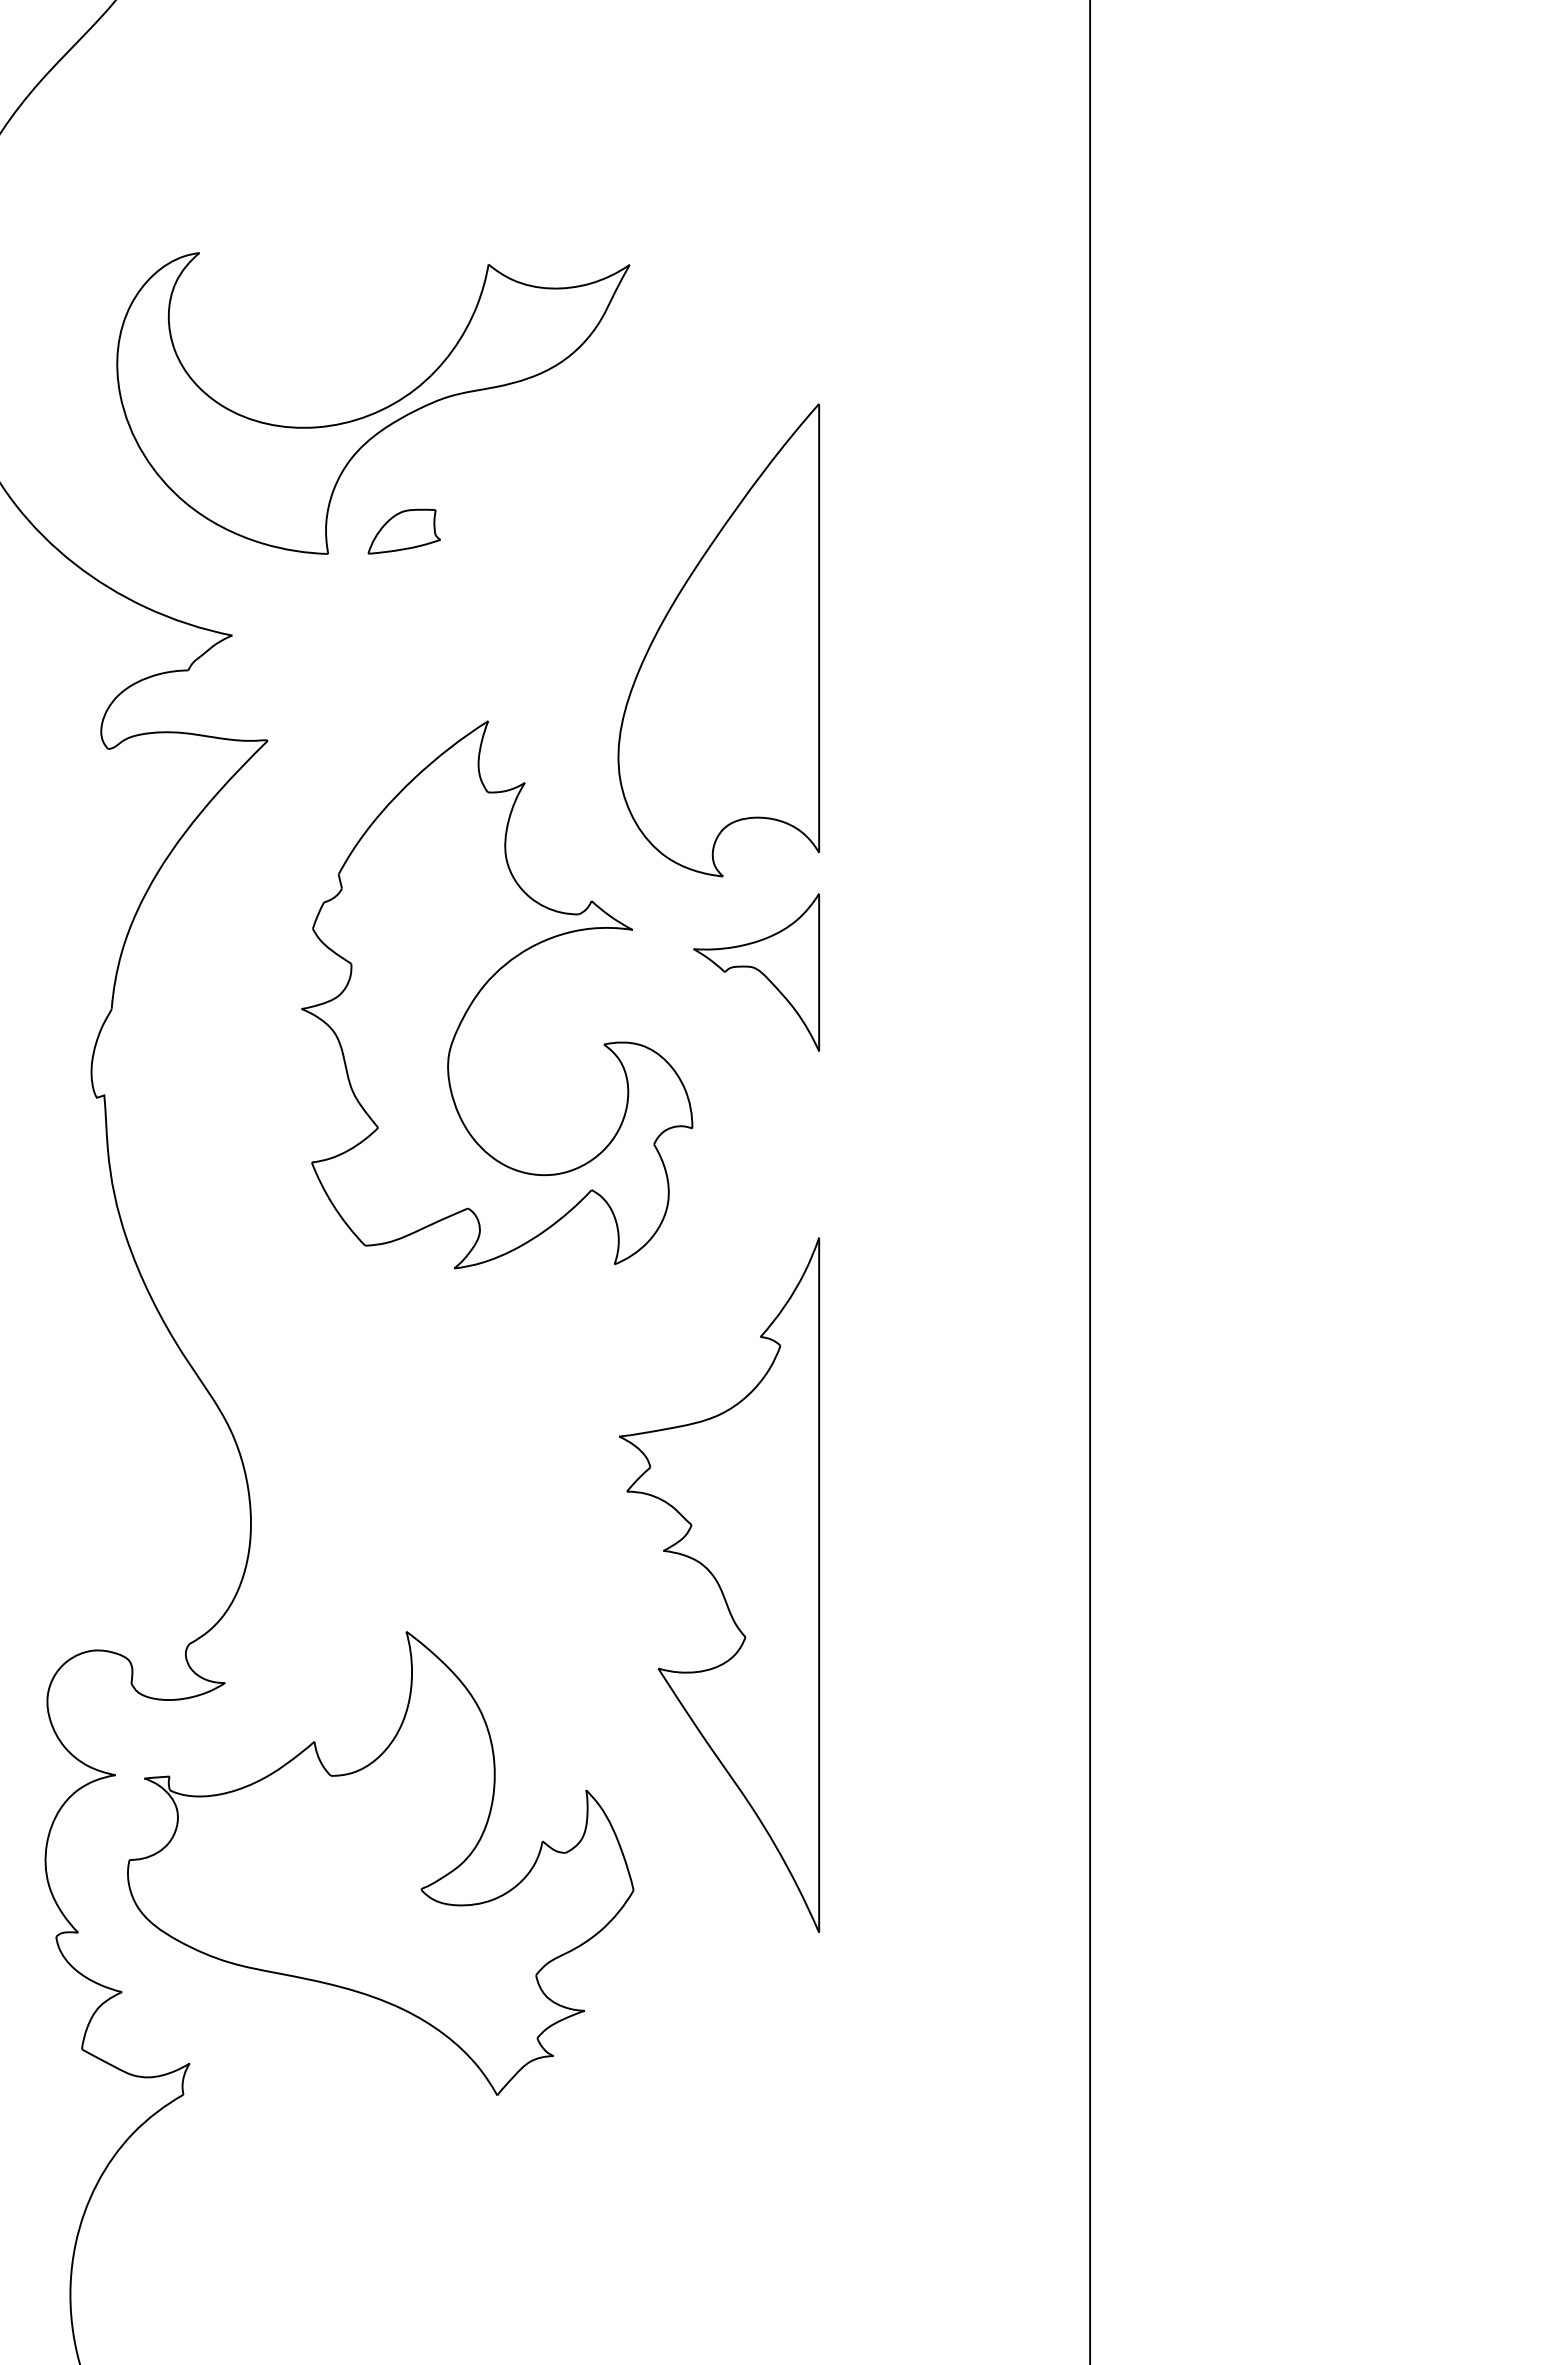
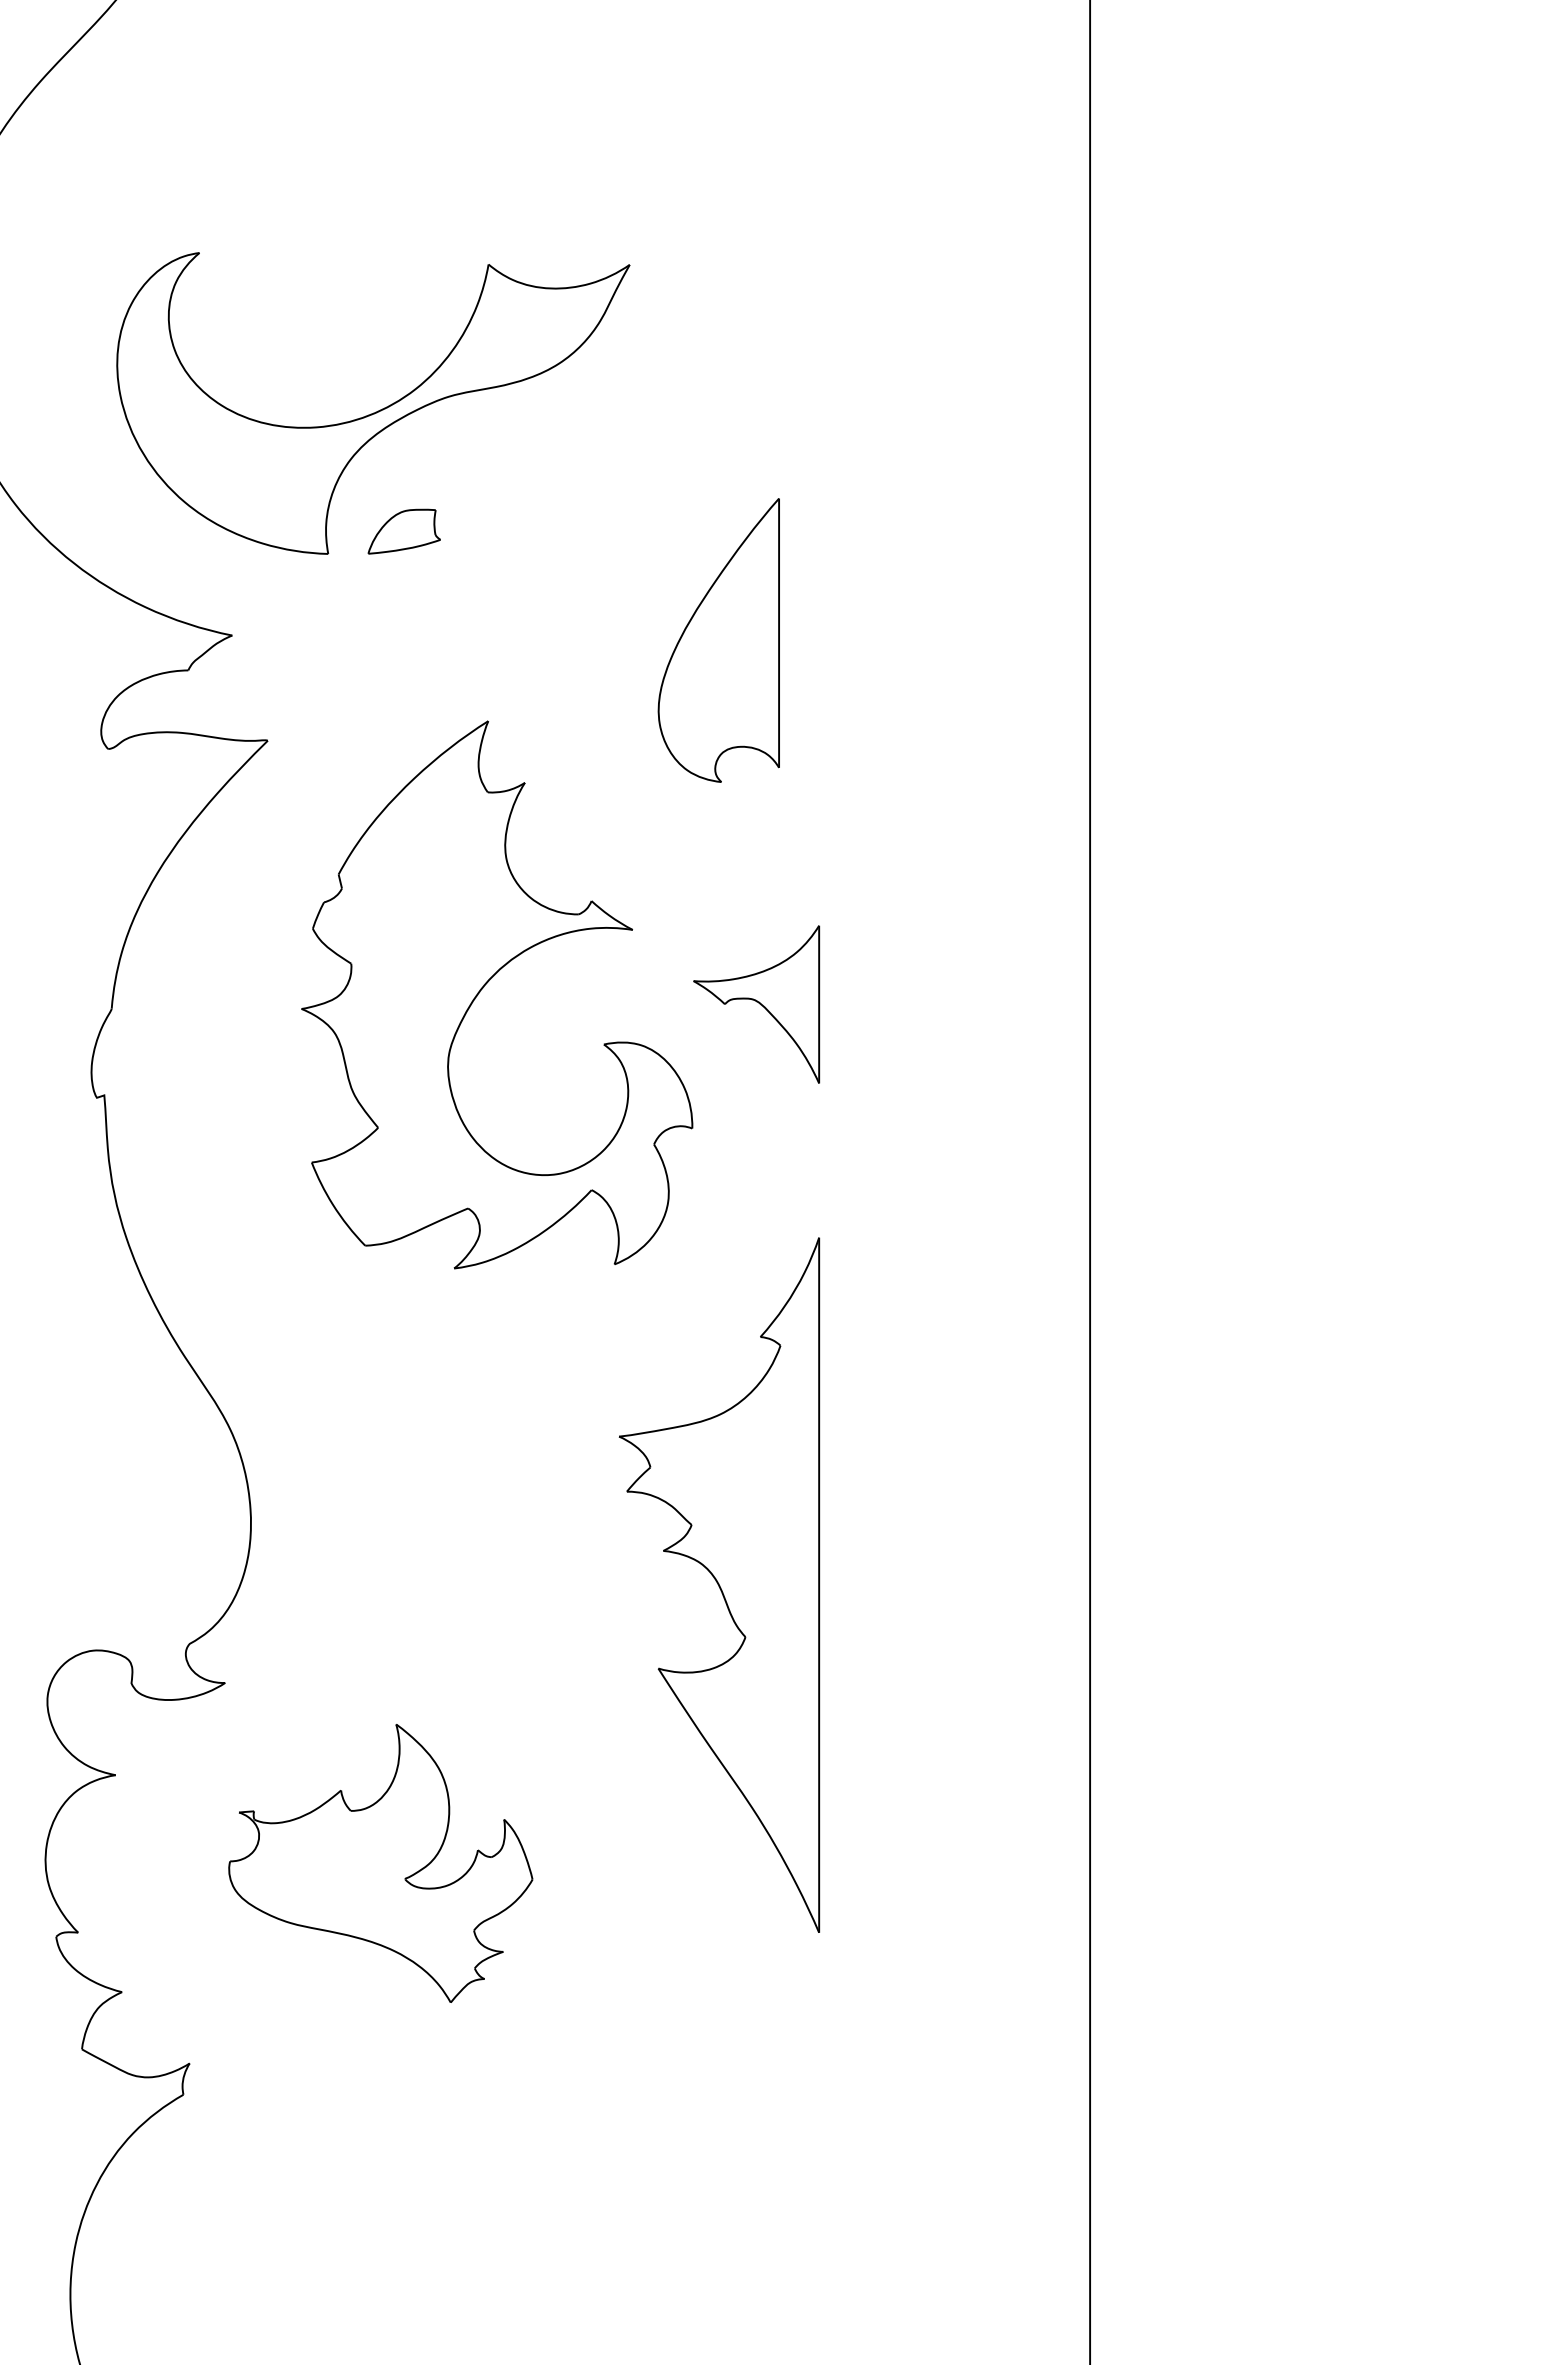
part size: 204x475 px -> 123x285 px (718, 640)
part position: (756, 972) -> (756, 1004) (756, 1004)
part size: 508x465 px -> 306x279 px (380, 1863)
